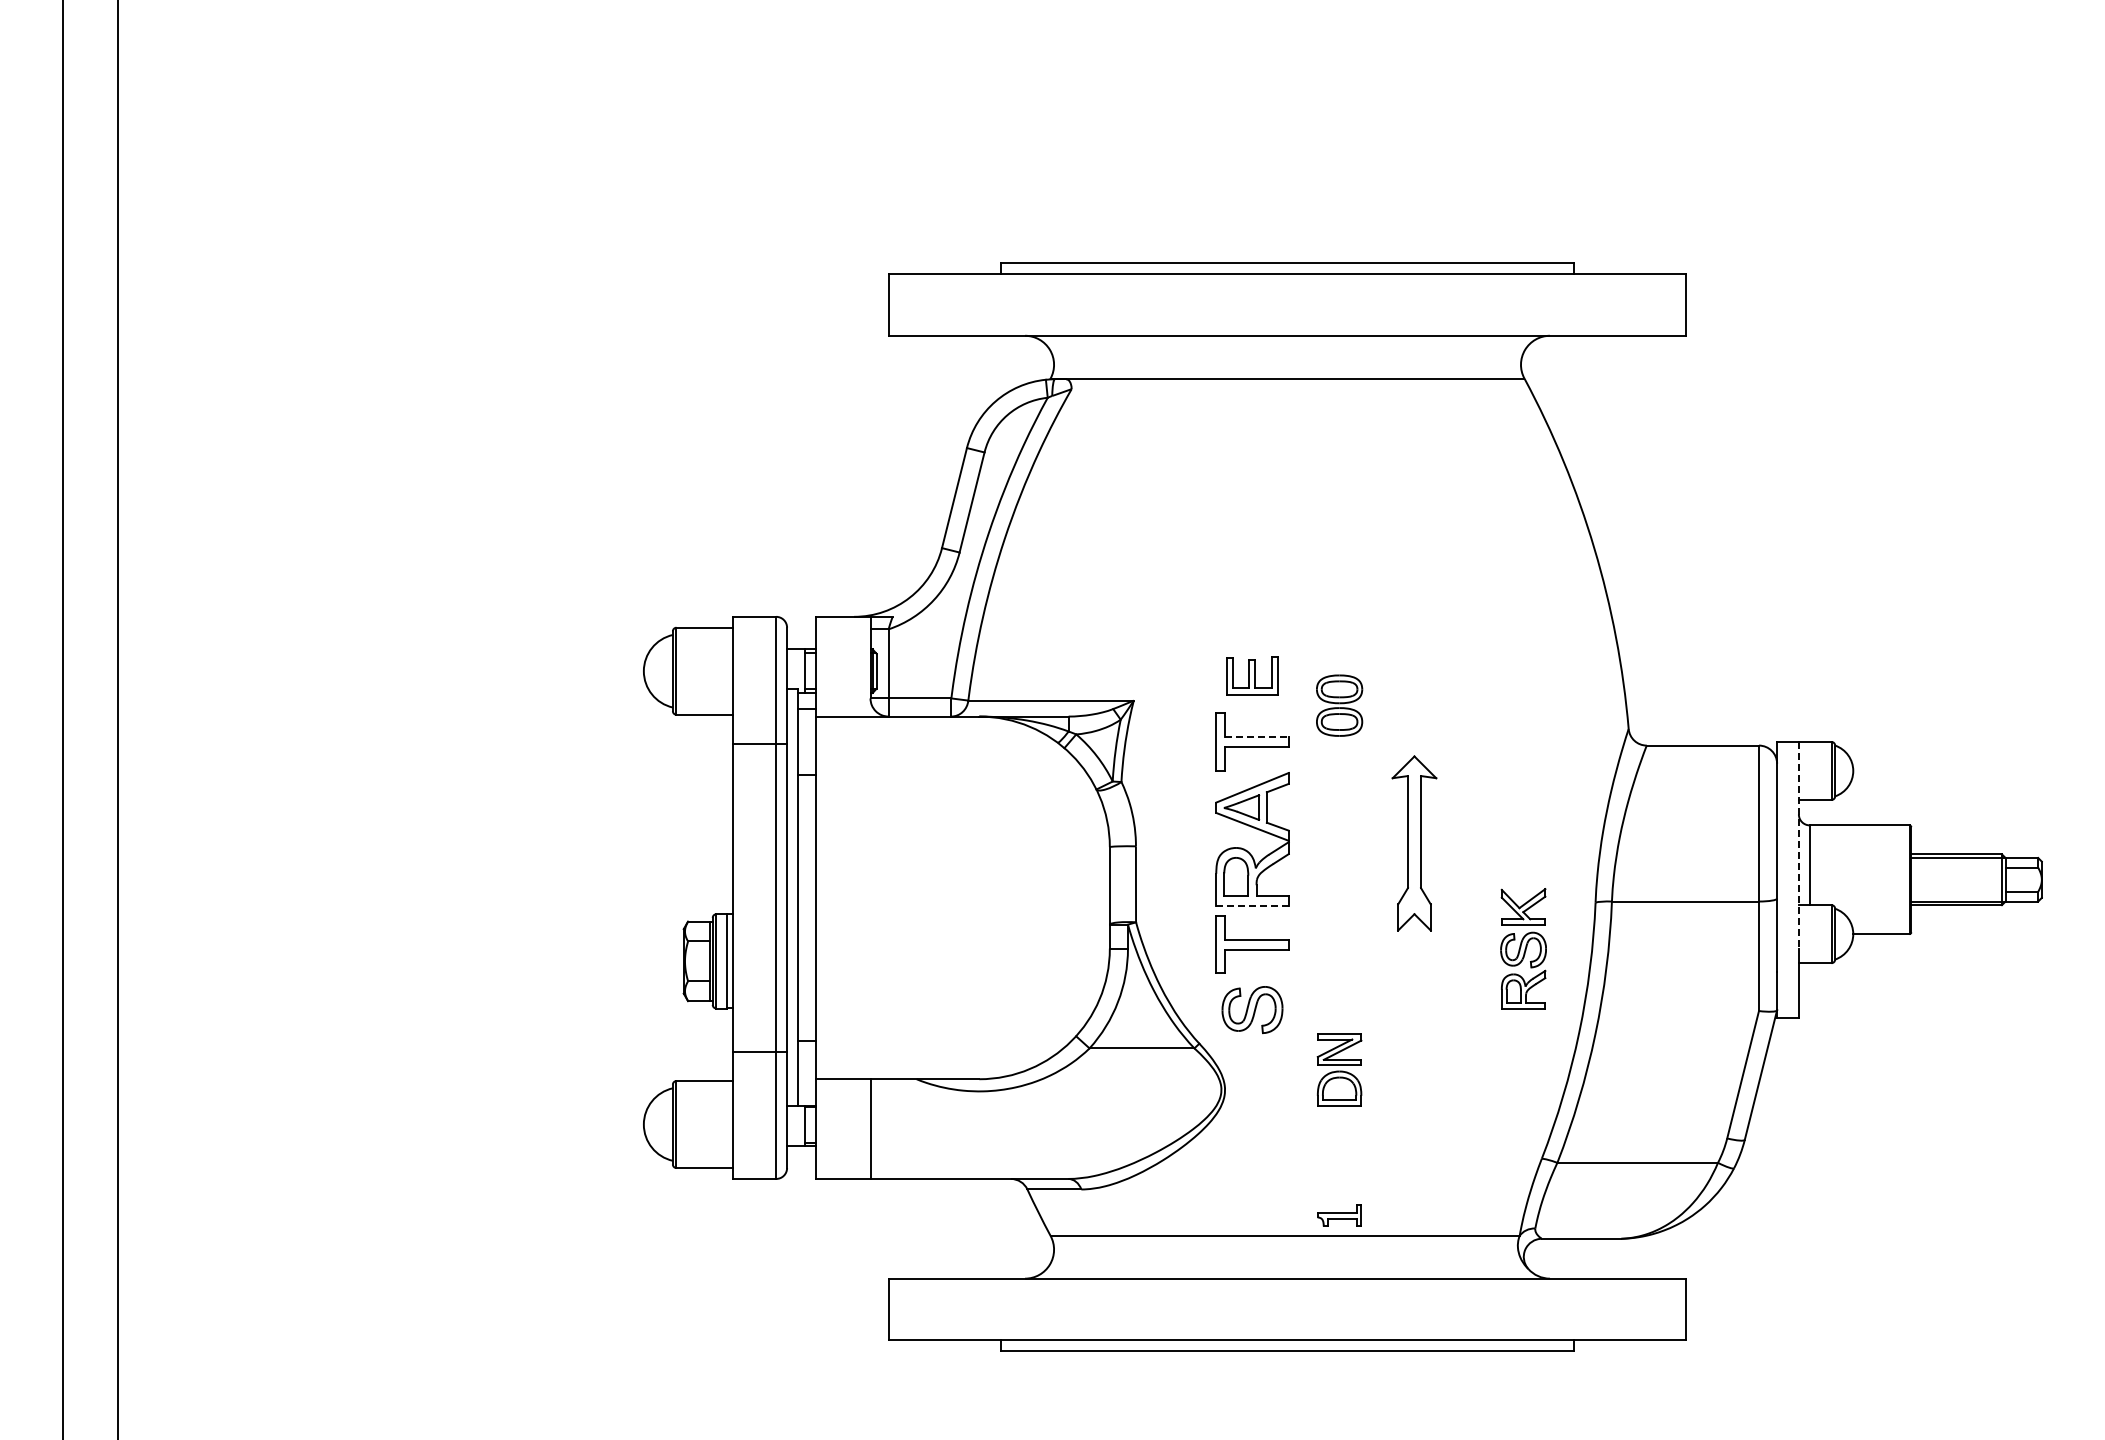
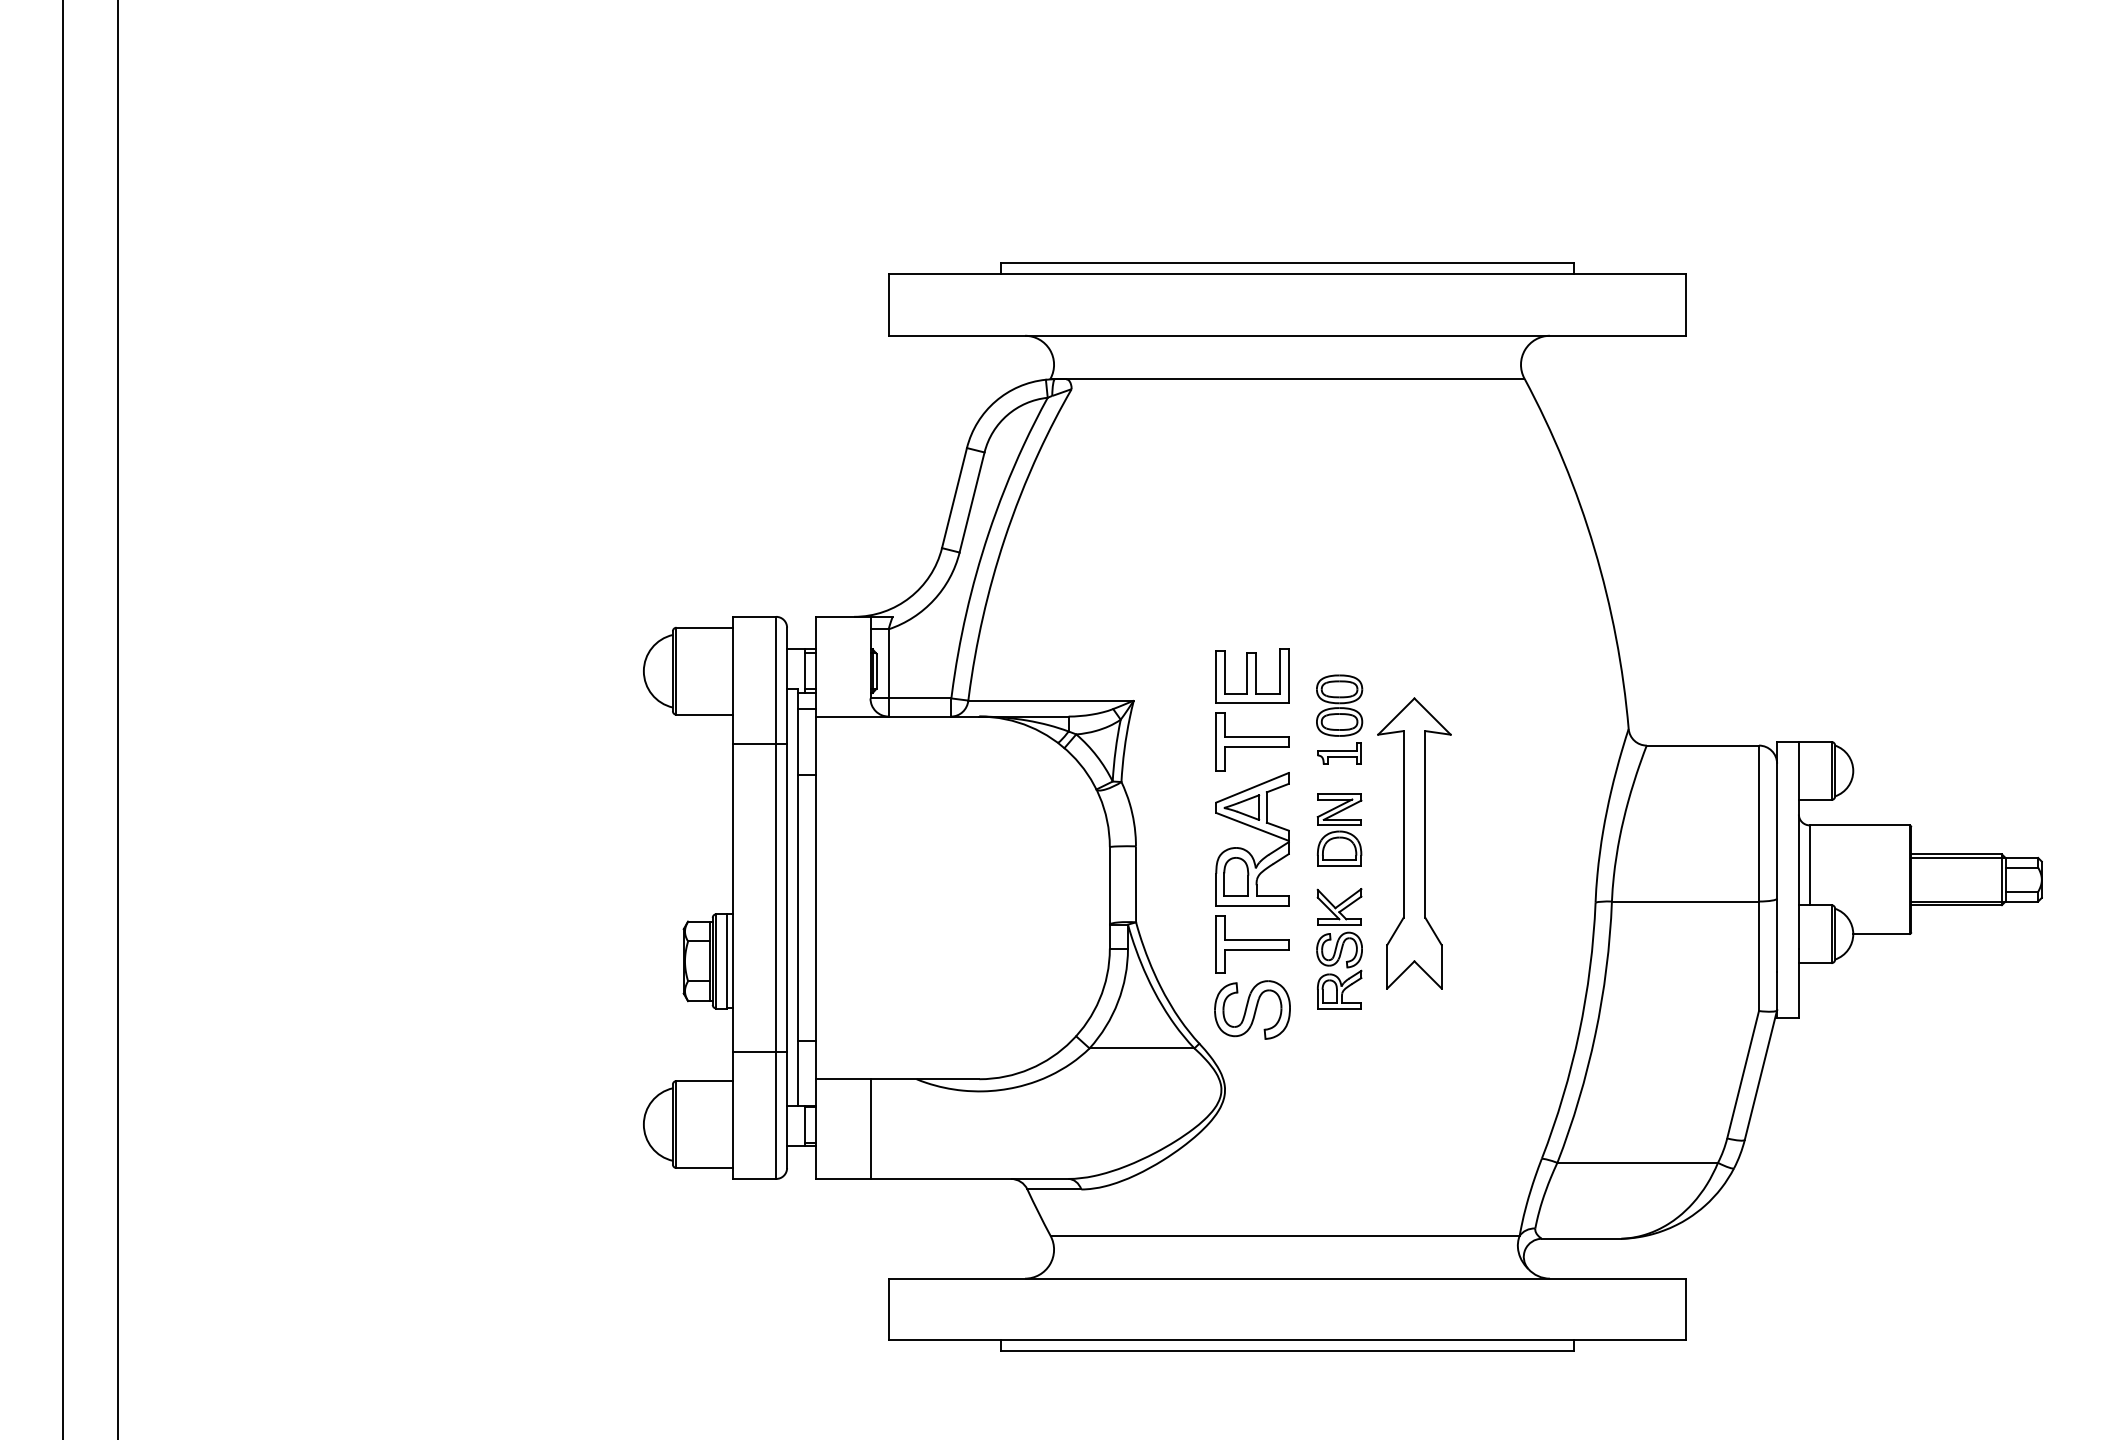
part size: 53x40 px -> 75x56 px (1252, 675)
line: dashed -> solid (1256, 737)
part size: 47x177 px -> 75x293 px (1414, 843)
line: dashed -> solid (1798, 845)
line: dashed -> solid (1252, 905)
part position: (1523, 948) -> (1339, 948) (1339, 948)
part size: 63x49 px -> 77x60 px (1252, 1009)
part position: (1339, 1069) -> (1339, 829) (1339, 829)
part position: (1339, 1215) -> (1339, 753) (1339, 753)
